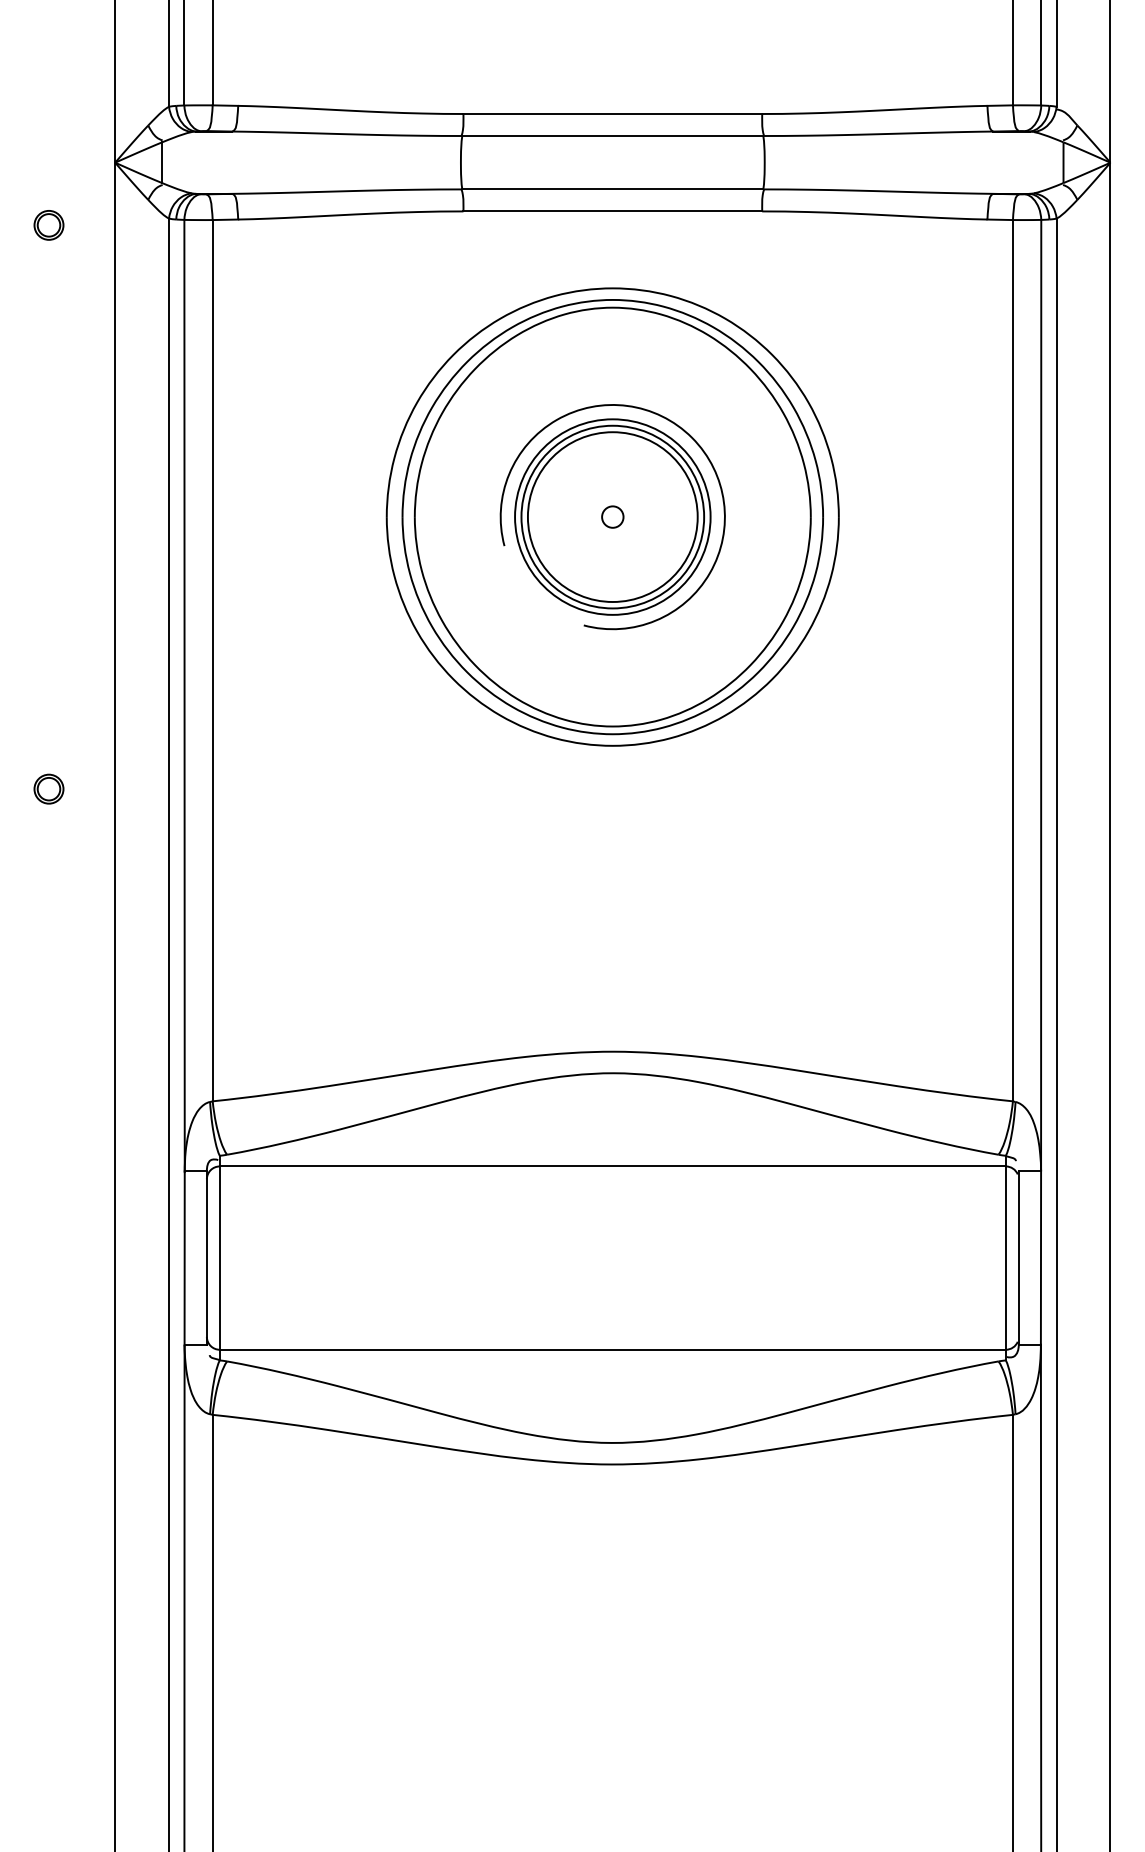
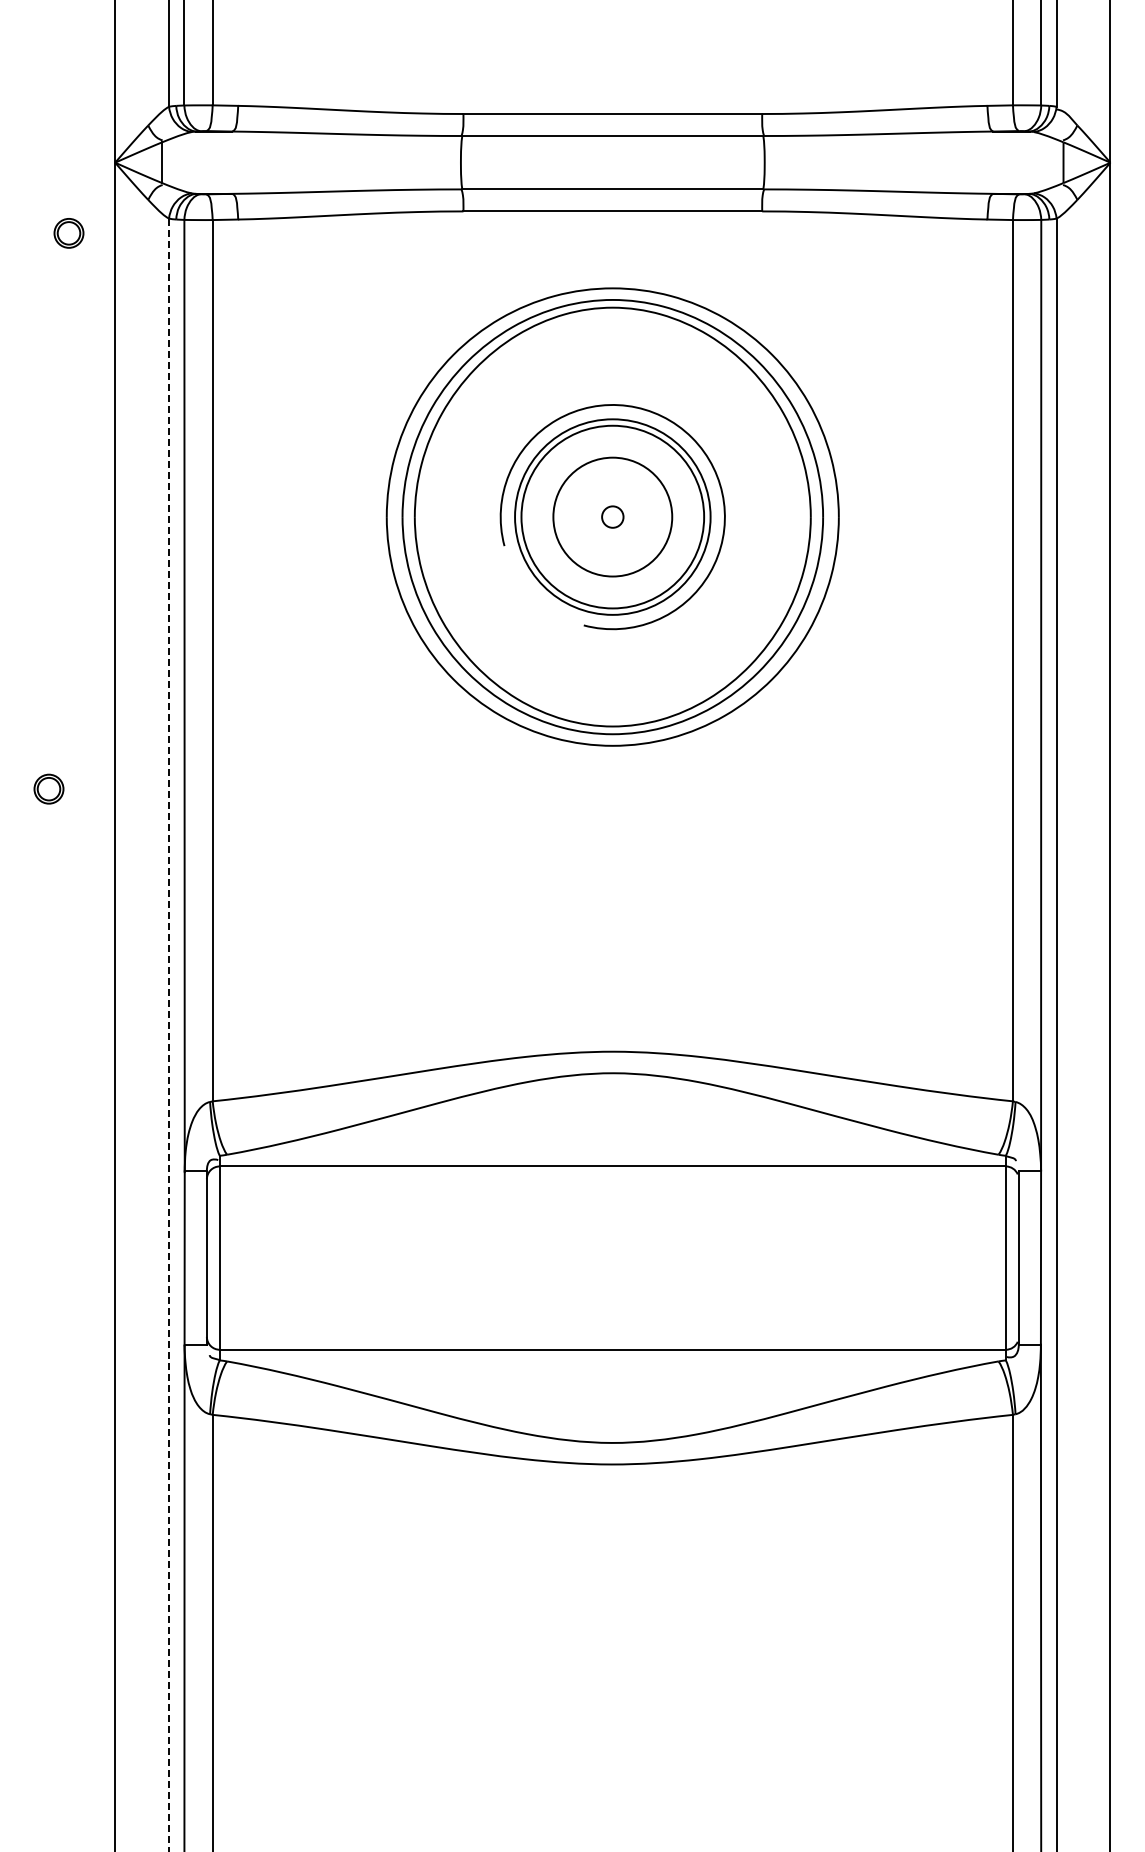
part position: (48, 225) -> (68, 233) (68, 233)
circle diameter: 170 px -> 119 px (612, 516)
line: solid -> dashed (169, 1035)
